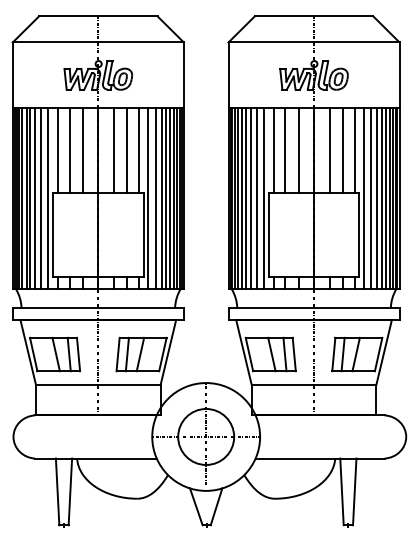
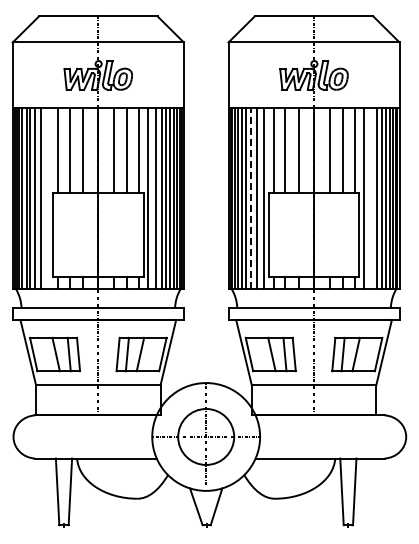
line: present -> none (48, 198)
line: solid -> dashed (250, 198)
line: present -> none (371, 198)
